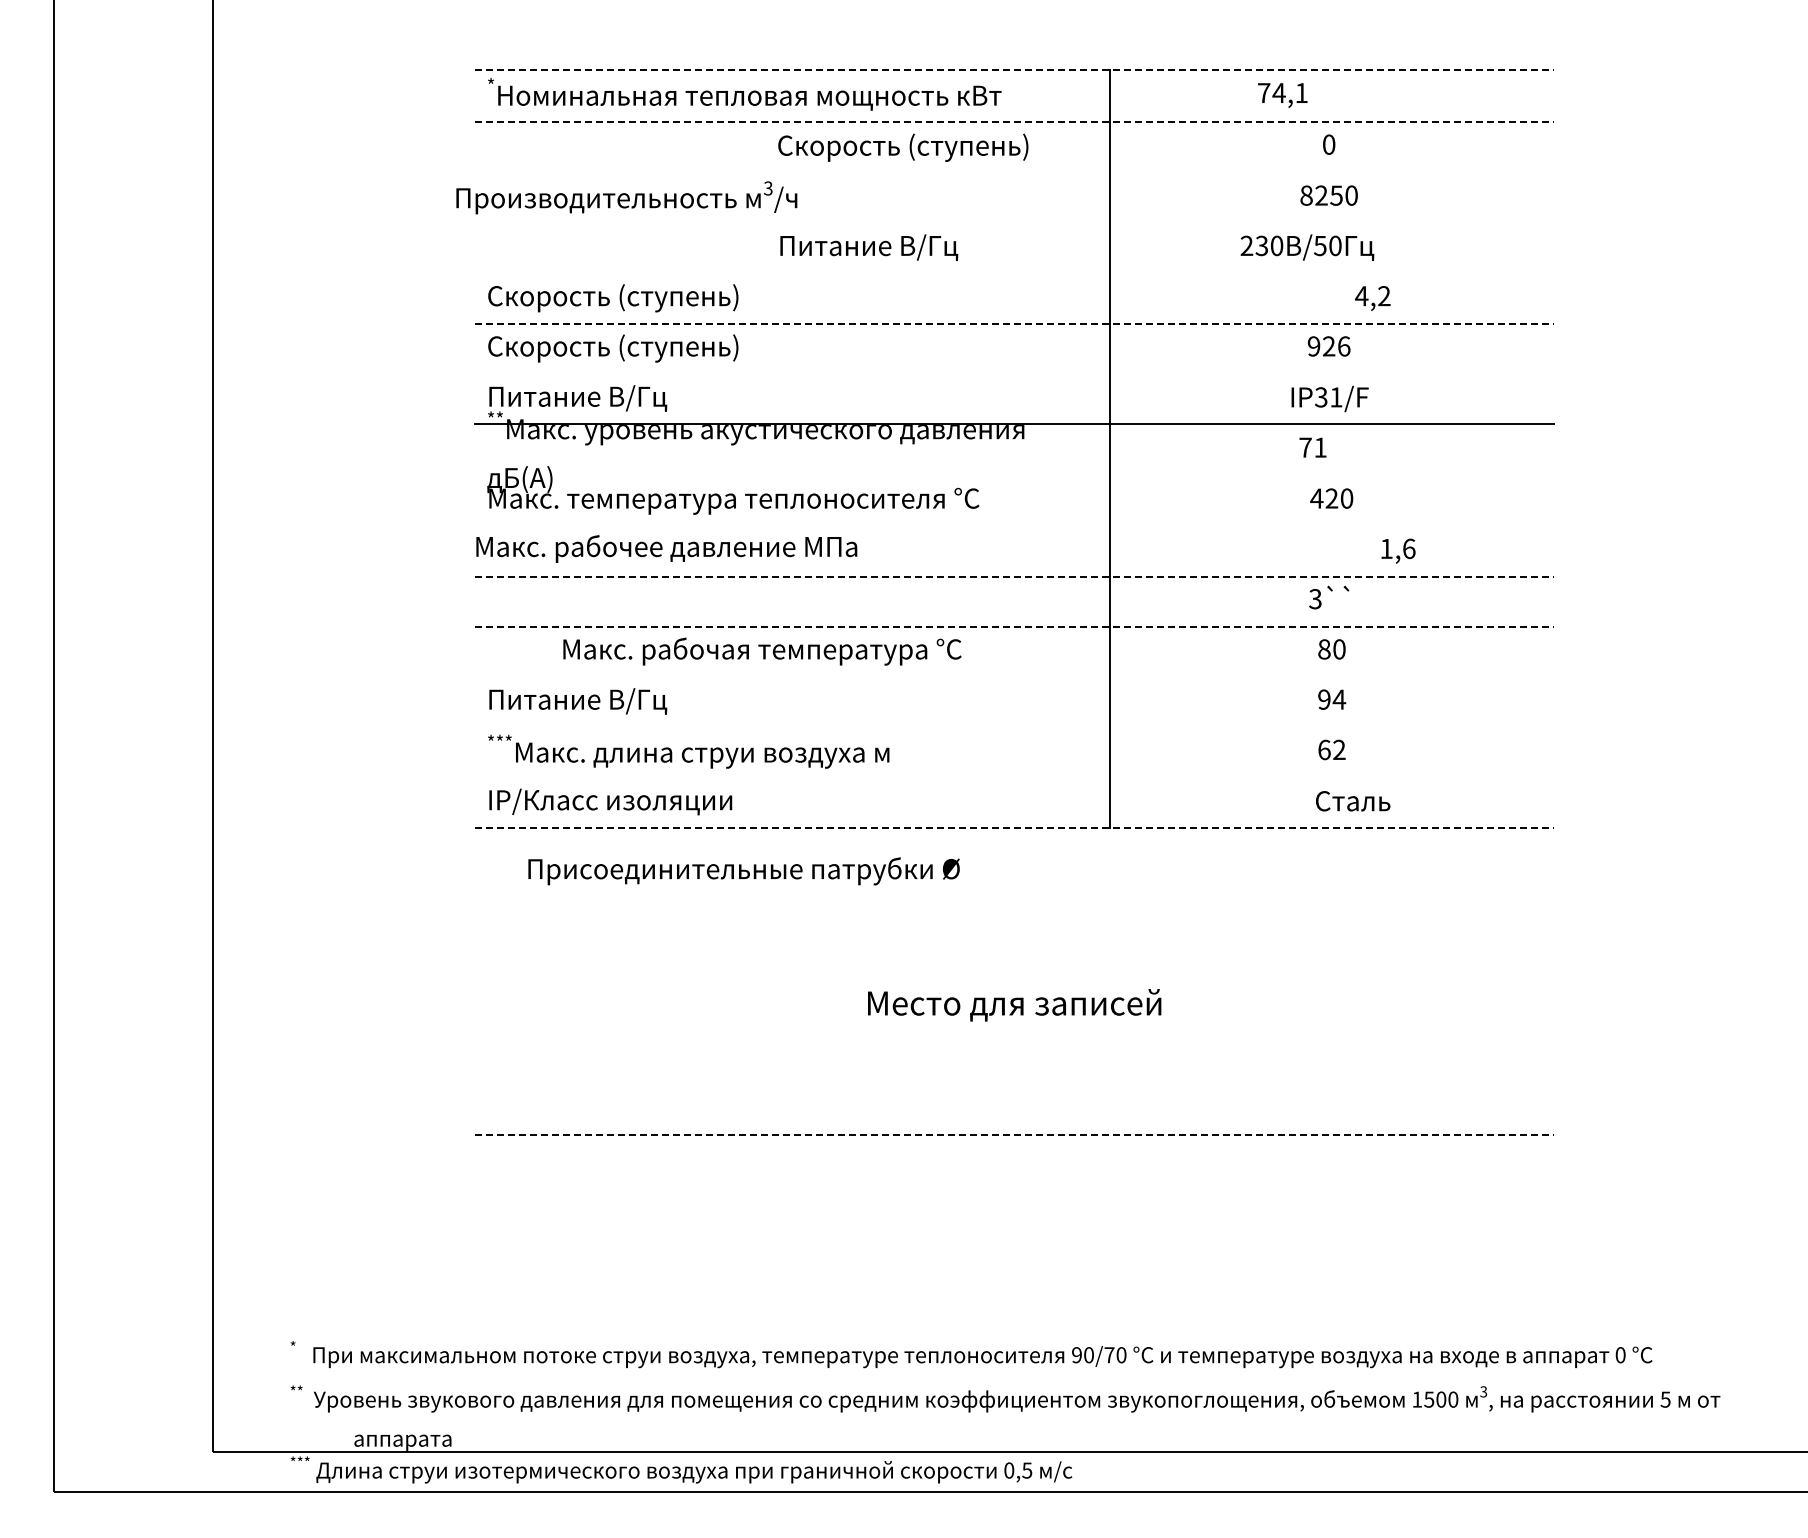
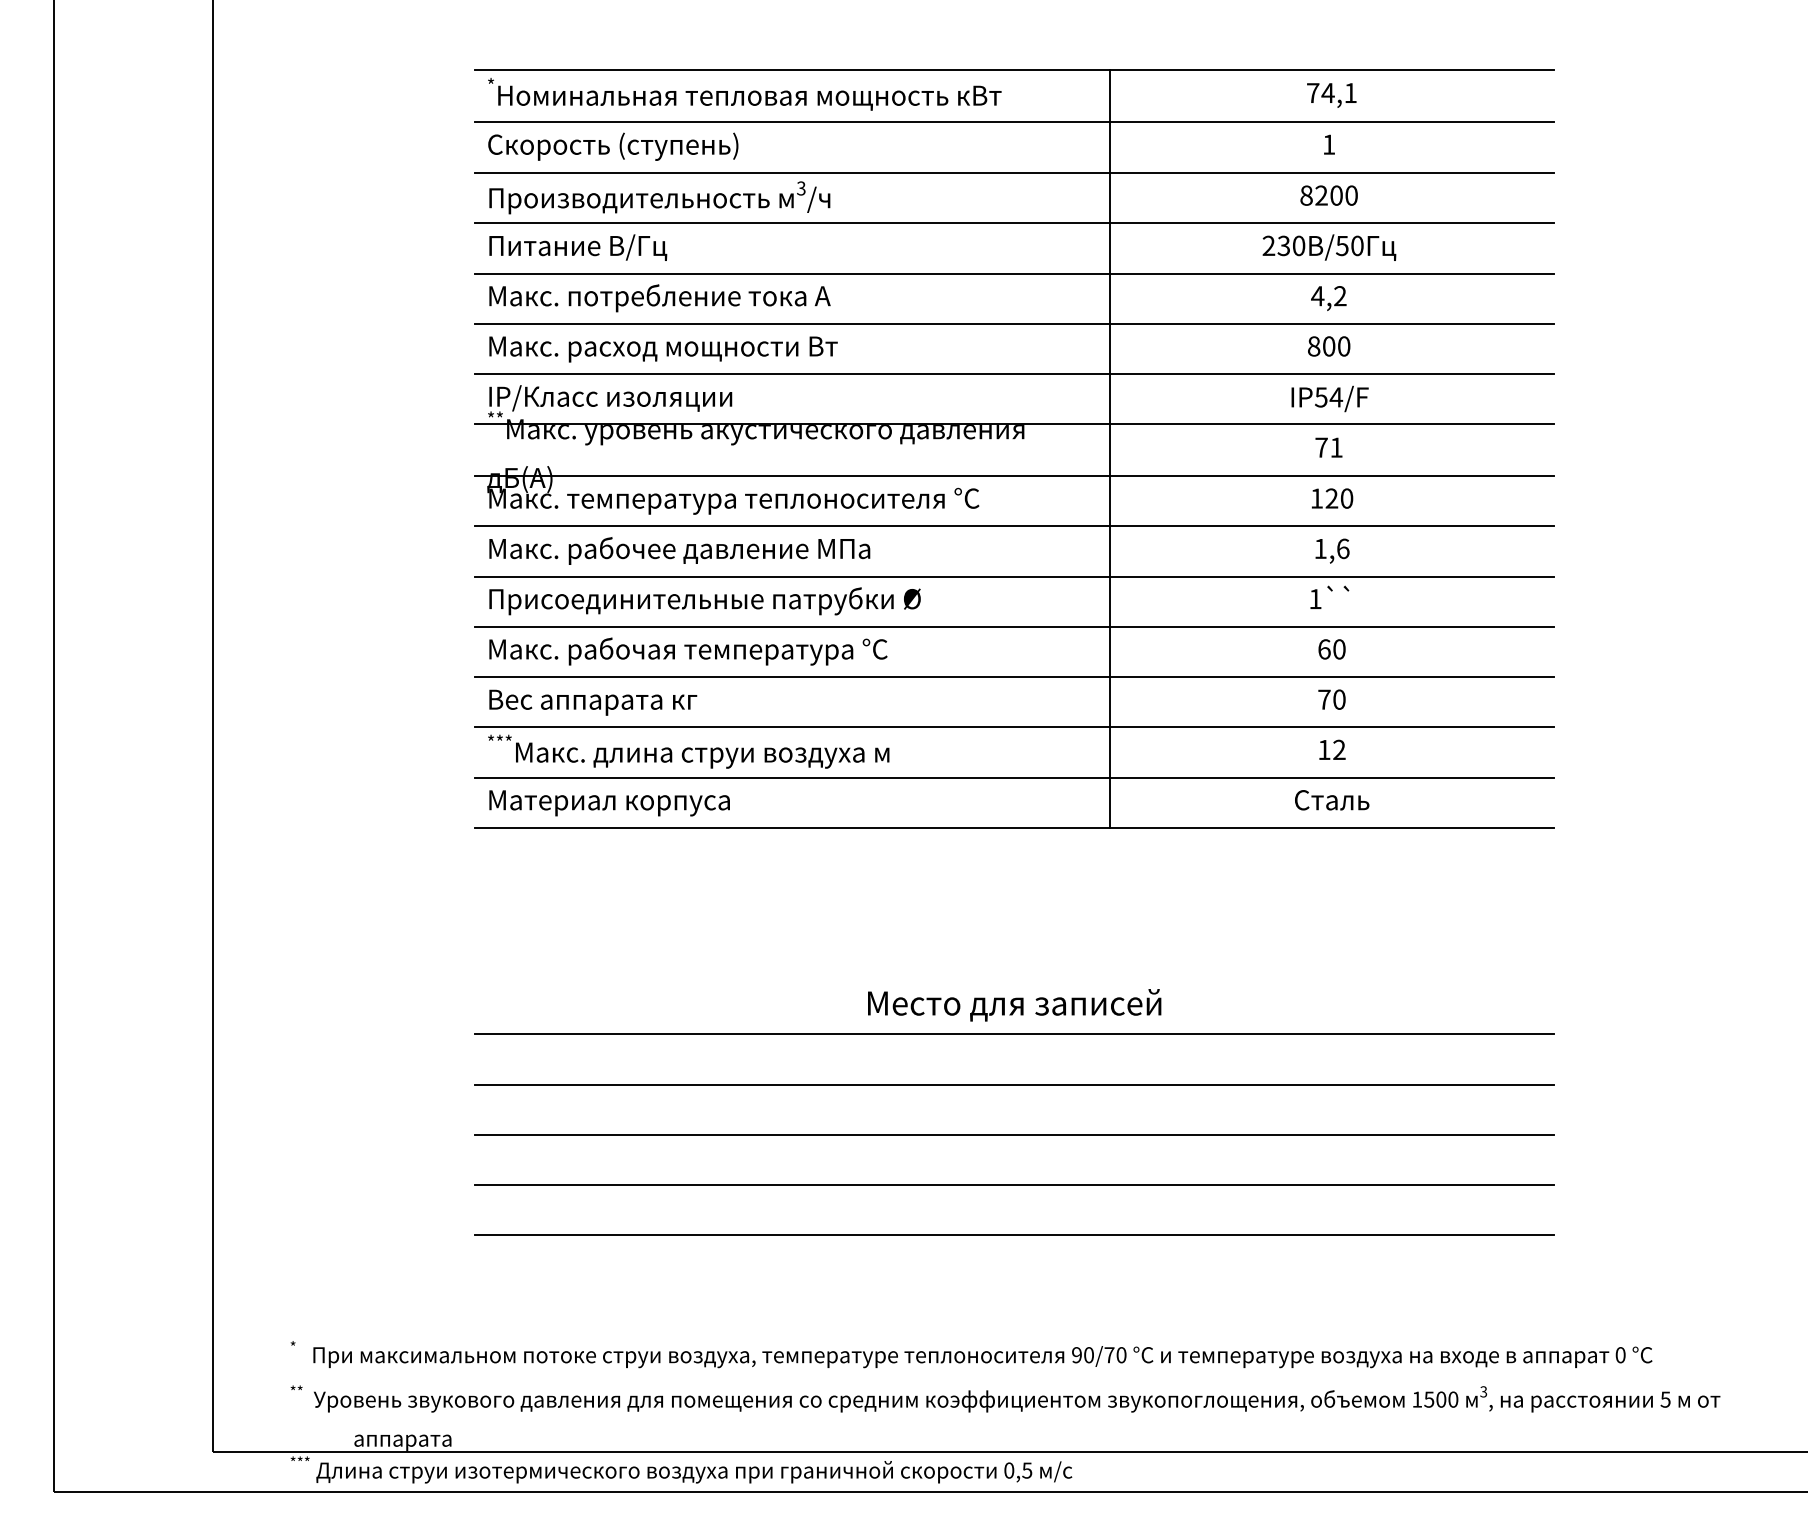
line: dashed -> solid (1014, 69)
text position: (1282, 95) -> (1331, 95) (1331, 95)
line: dashed -> solid (1014, 121)
text: 0 -> 1 (1329, 144)
text position: (903, 147) -> (613, 146) (613, 146)
line: none -> present (1014, 173)
text: 8250 -> 8200 (1336, 195)
text position: (626, 197) -> (659, 197) (659, 197)
line: none -> present (1014, 223)
text position: (869, 247) -> (578, 247) (578, 247)
text position: (1307, 247) -> (1329, 247) (1329, 247)
line: none -> present (1014, 273)
text: Скорость (ступень) -> Макс. потребление тока А (659, 298)
text position: (1372, 298) -> (1328, 298) (1328, 298)
line: dashed -> solid (1014, 323)
text: 926 -> 800 (1328, 346)
text: Скорость (ступень) -> Макс. расход мощности Вт (662, 348)
line: none -> present (1014, 374)
text: IP31/F -> IP54/F (1329, 397)
text: Питание В/Гц -> IP/Класс изоляции (611, 398)
text position: (1312, 447) -> (1328, 447) (1328, 447)
line: none -> present (1014, 476)
text: 420 -> 120 (1316, 498)
line: none -> present (1014, 526)
text position: (666, 548) -> (679, 550) (679, 550)
text position: (1398, 550) -> (1332, 550) (1332, 550)
line: dashed -> solid (1014, 576)
text: 3`` -> 1`` (1315, 599)
line: dashed -> solid (1014, 626)
text: 80 -> 60 (1324, 649)
text position: (762, 651) -> (688, 651) (688, 651)
line: none -> present (1014, 677)
text: 94 -> 70 (1332, 699)
text: Питание В/Гц -> Вес аппарата кг (594, 701)
line: none -> present (1014, 727)
text: 62 -> 12 (1324, 749)
line: none -> present (1014, 777)
text position: (1353, 801) -> (1332, 800) (1332, 800)
text: IP/Класс изоляции -> Материал корпуса (611, 802)
line: dashed -> solid (1014, 827)
text position: (743, 871) -> (704, 601) (704, 601)
line: none -> present (1014, 1034)
line: none -> present (1014, 1084)
line: dashed -> solid (1014, 1134)
line: none -> present (1014, 1185)
line: none -> present (1014, 1235)
